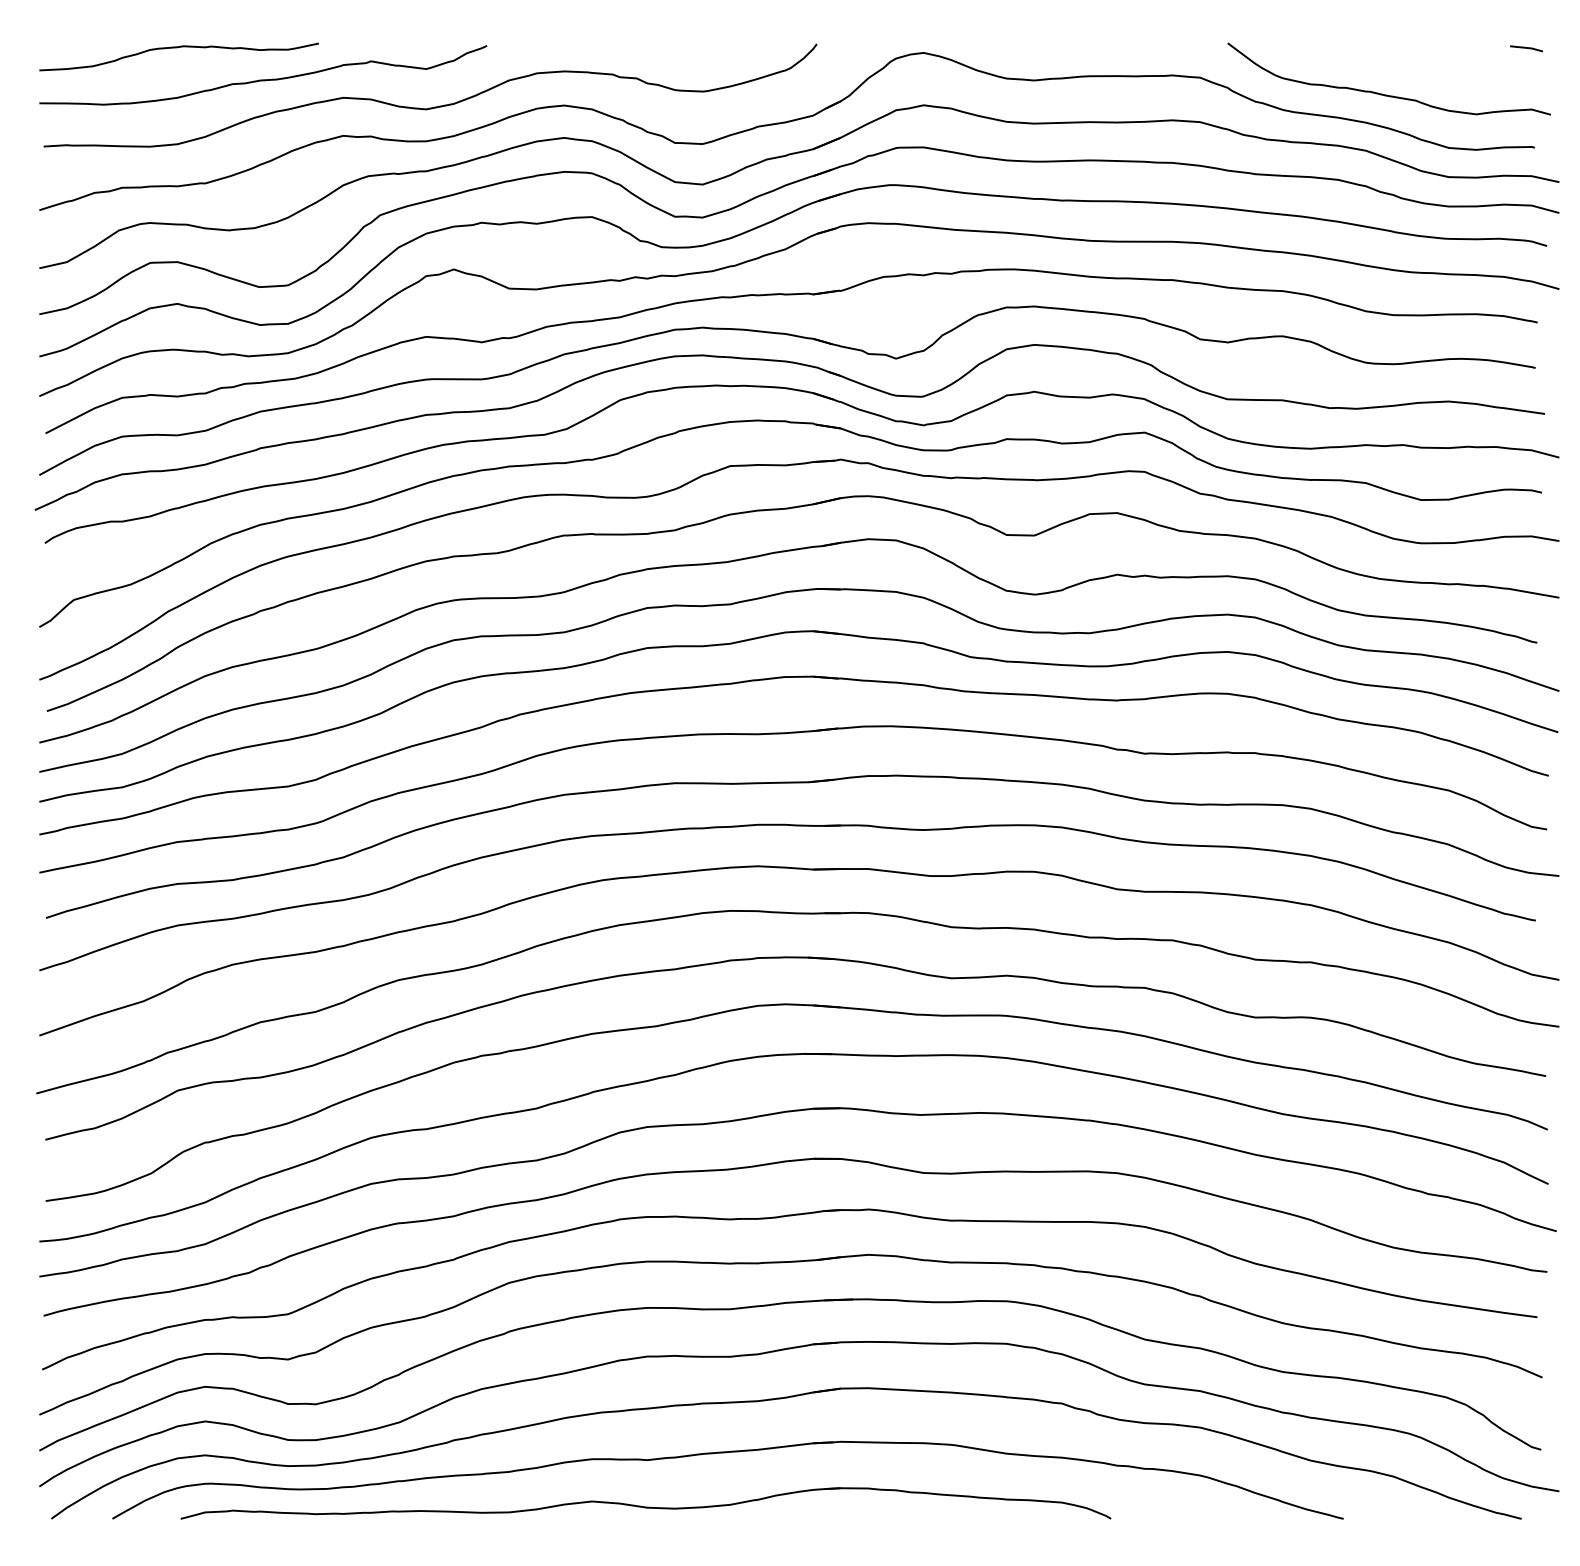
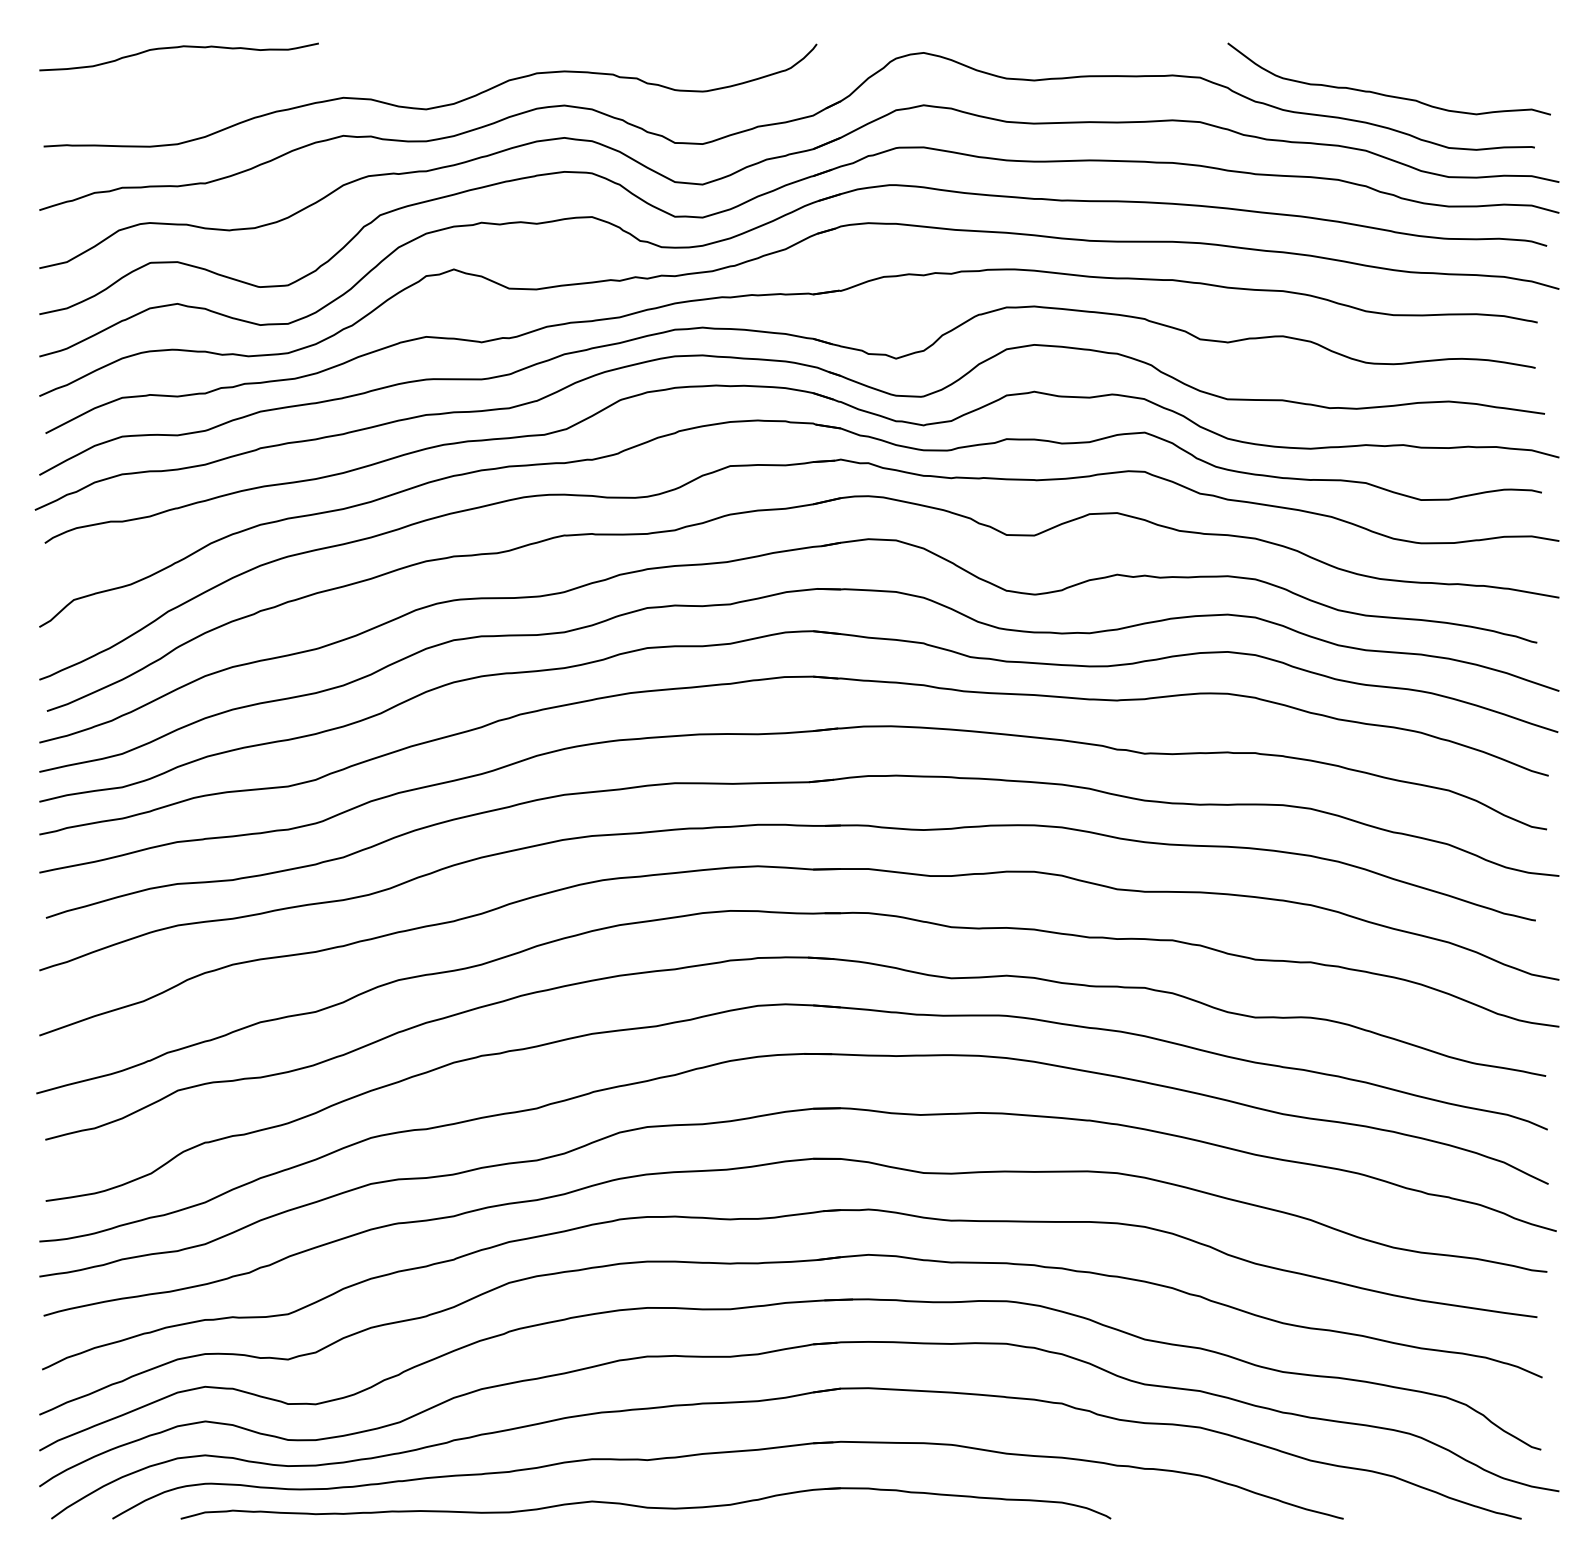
line: present -> none (1526, 48)
curve: present -> none (263, 79)
